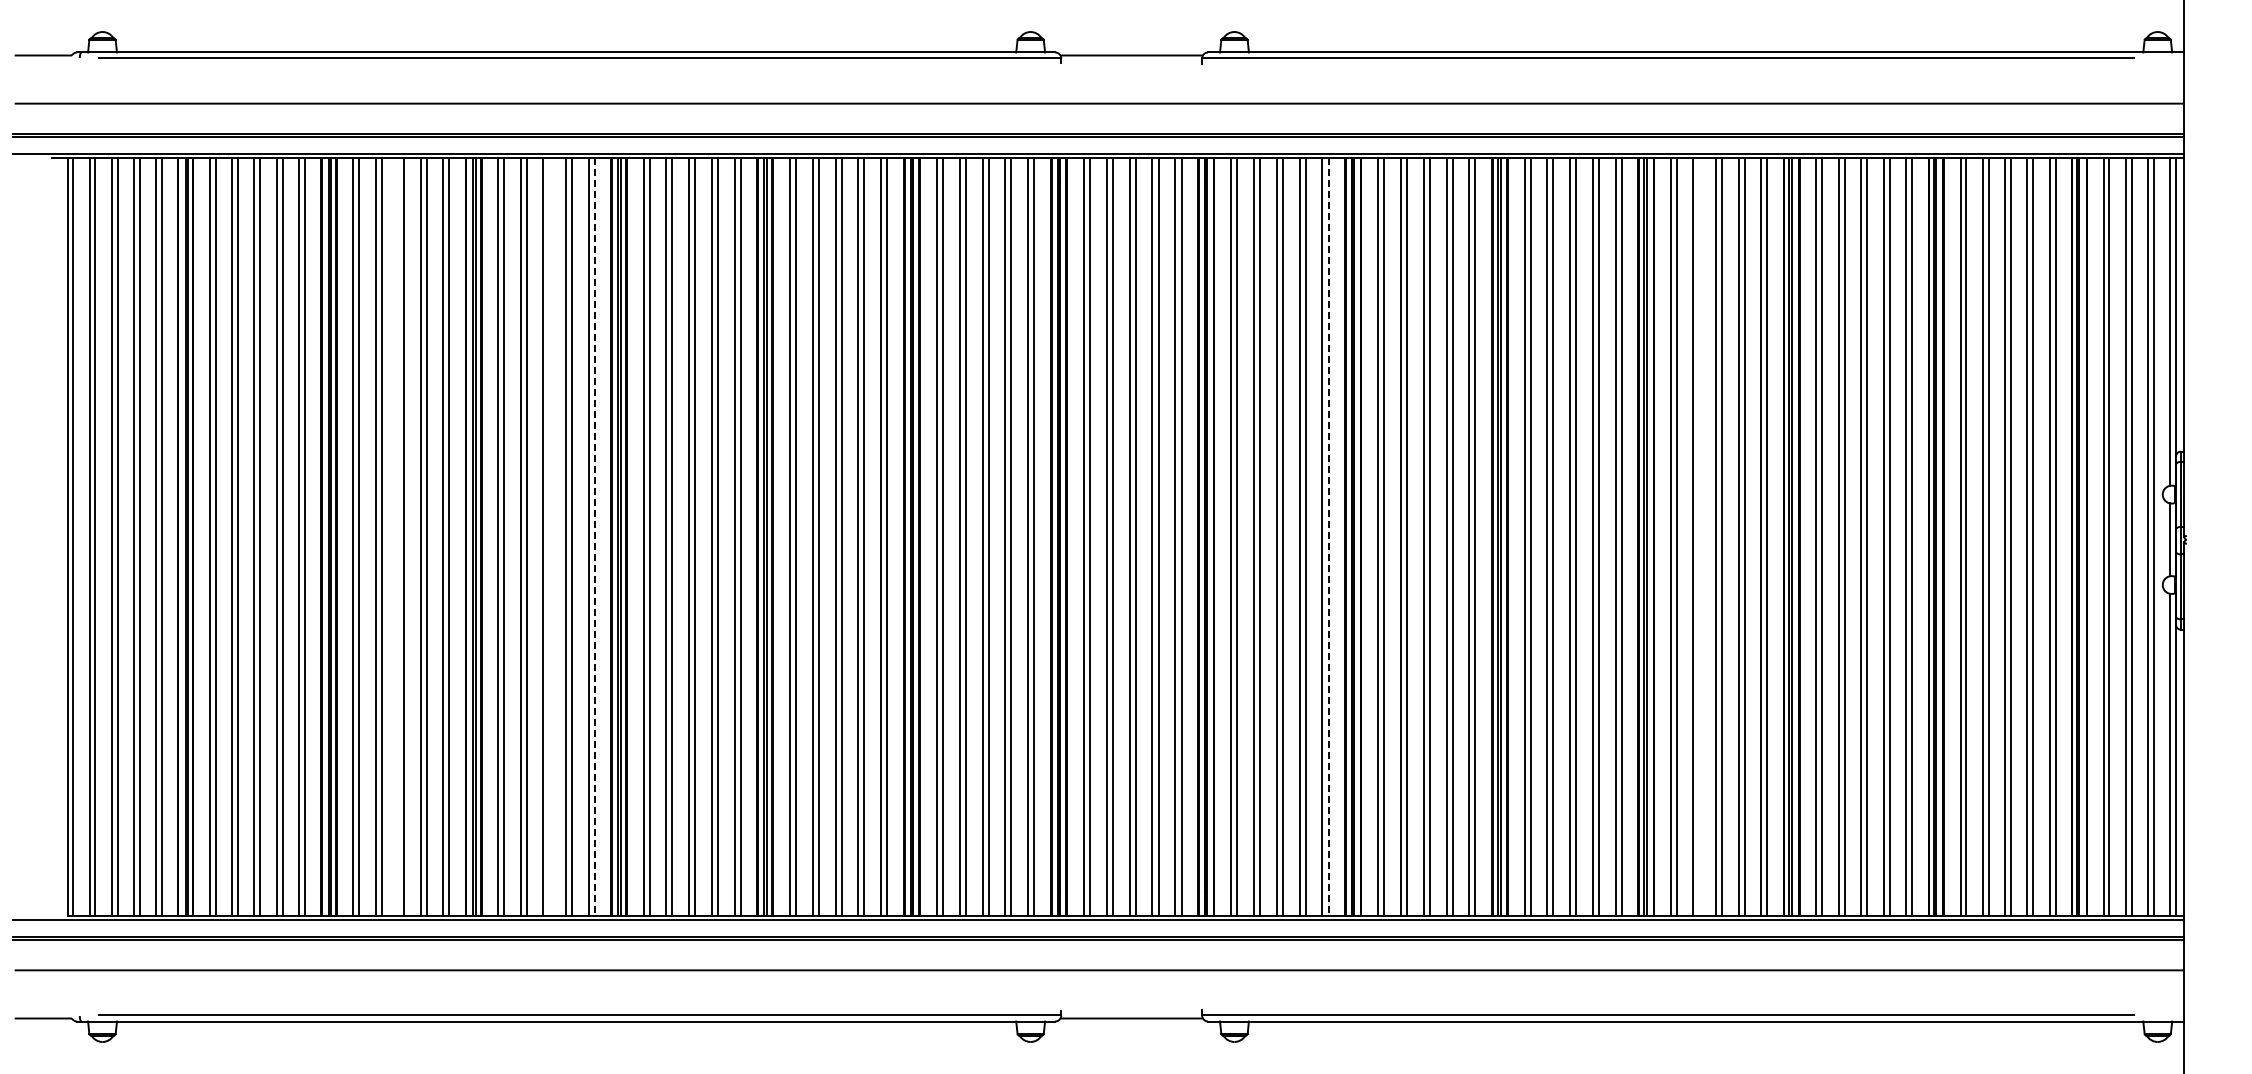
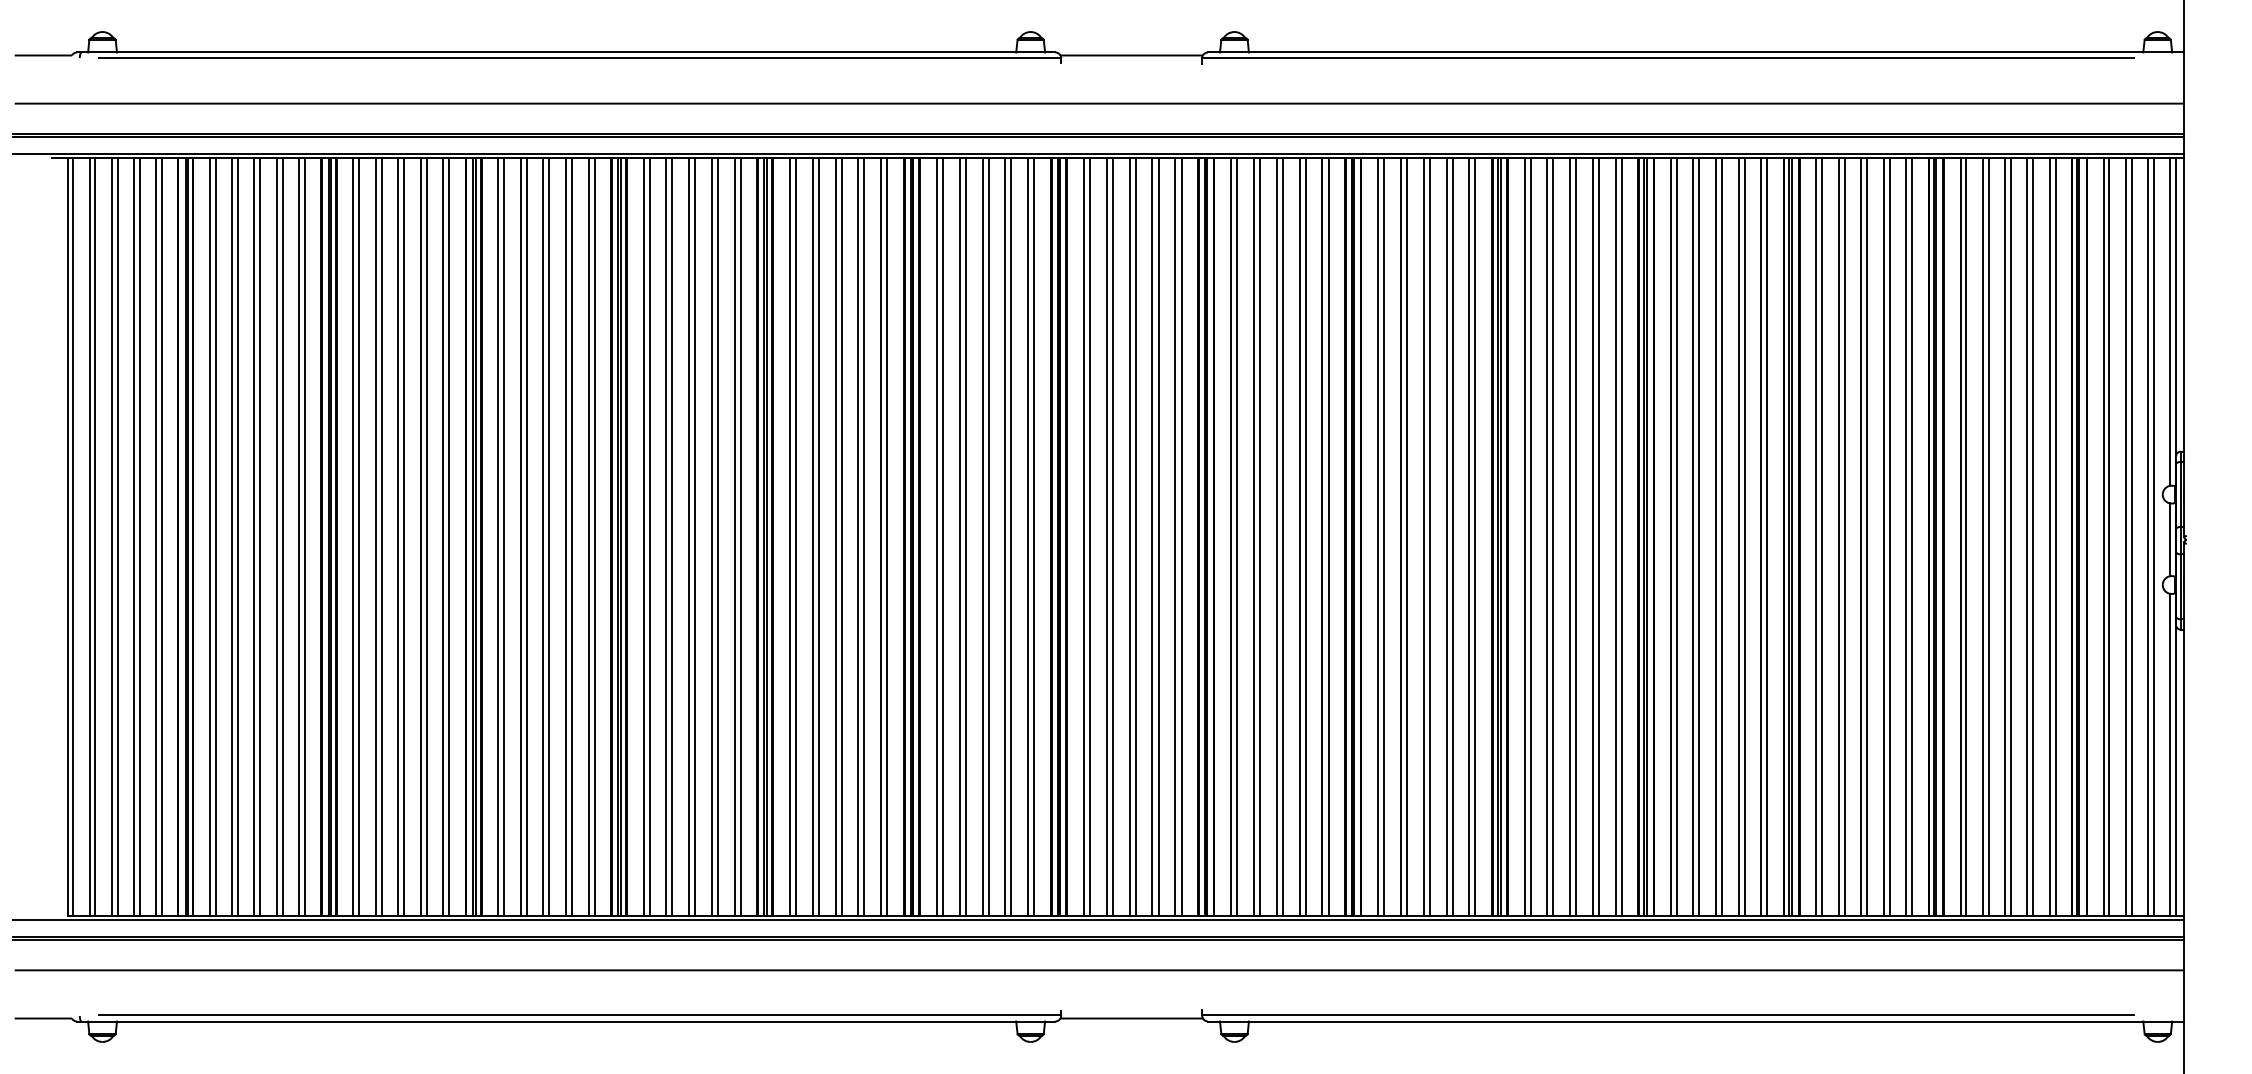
line: none -> present (398, 536)
line: none -> present (549, 536)
line: none -> present (1699, 536)
line: dashed -> solid (594, 537)
line: dashed -> solid (1328, 537)
